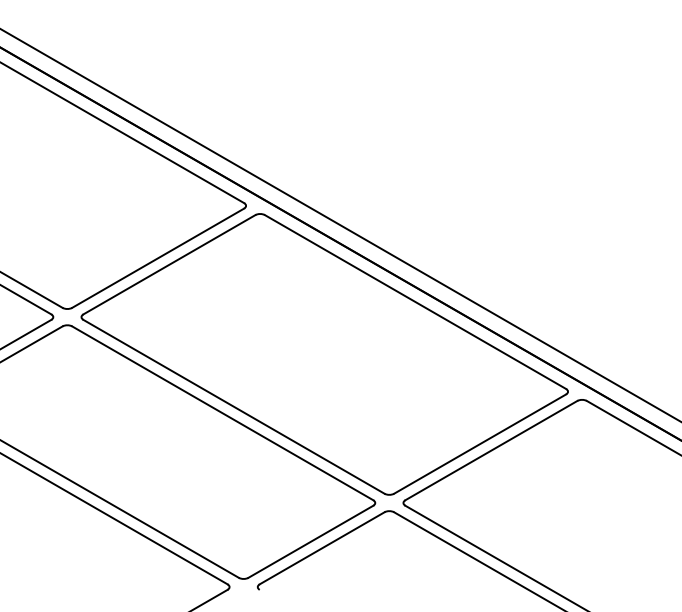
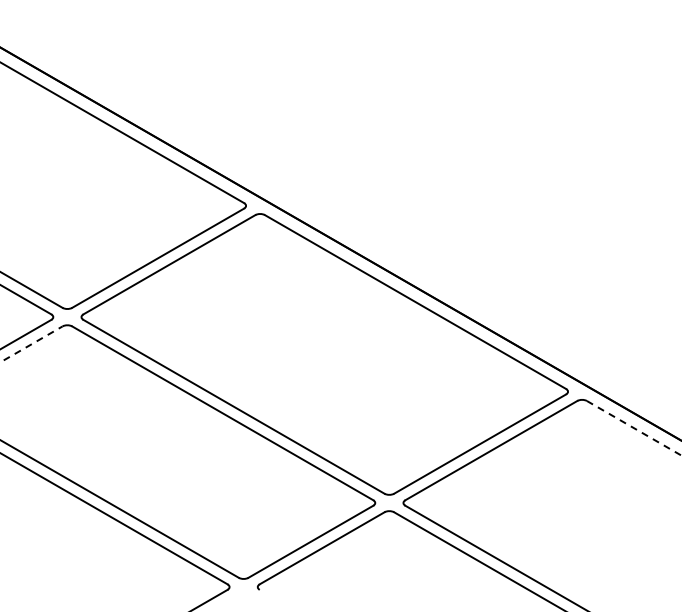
line: present -> none (340, 225)
line: solid -> dashed (31, 344)
line: solid -> dashed (634, 428)
